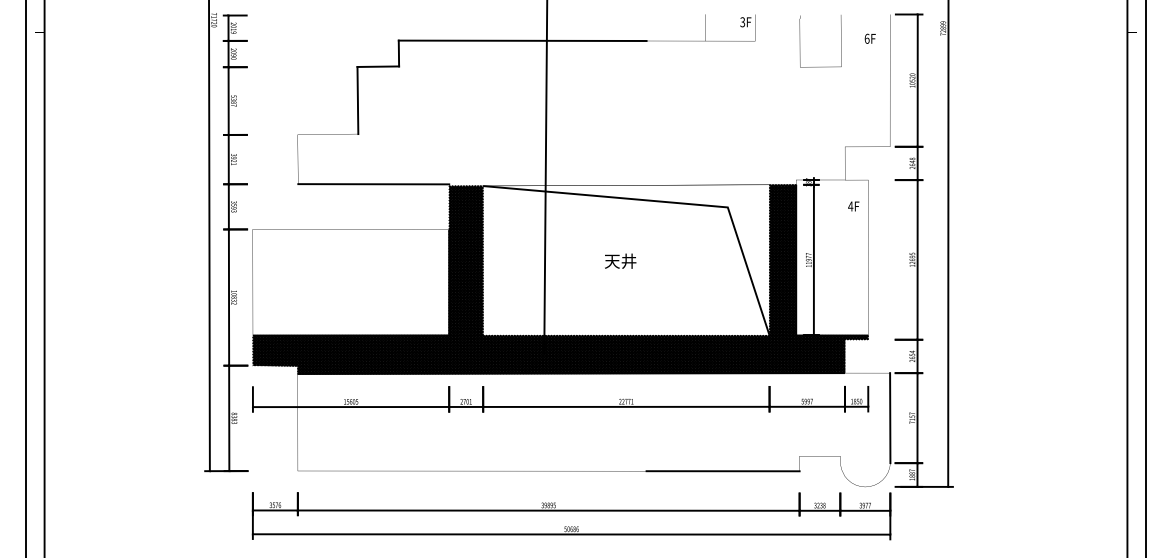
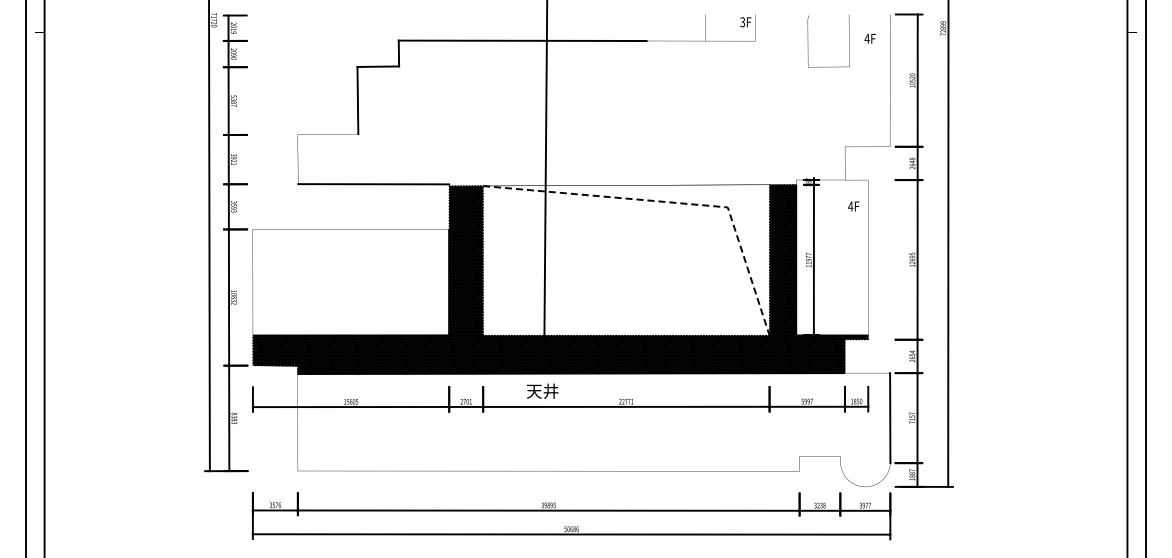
text: 6F -> 4F (866, 38)
curve position: (800, 41) -> (808, 41) (808, 41)
line: solid -> dashed (673, 202)
text position: (620, 260) -> (542, 390) (542, 390)
line: present -> none (722, 471)
